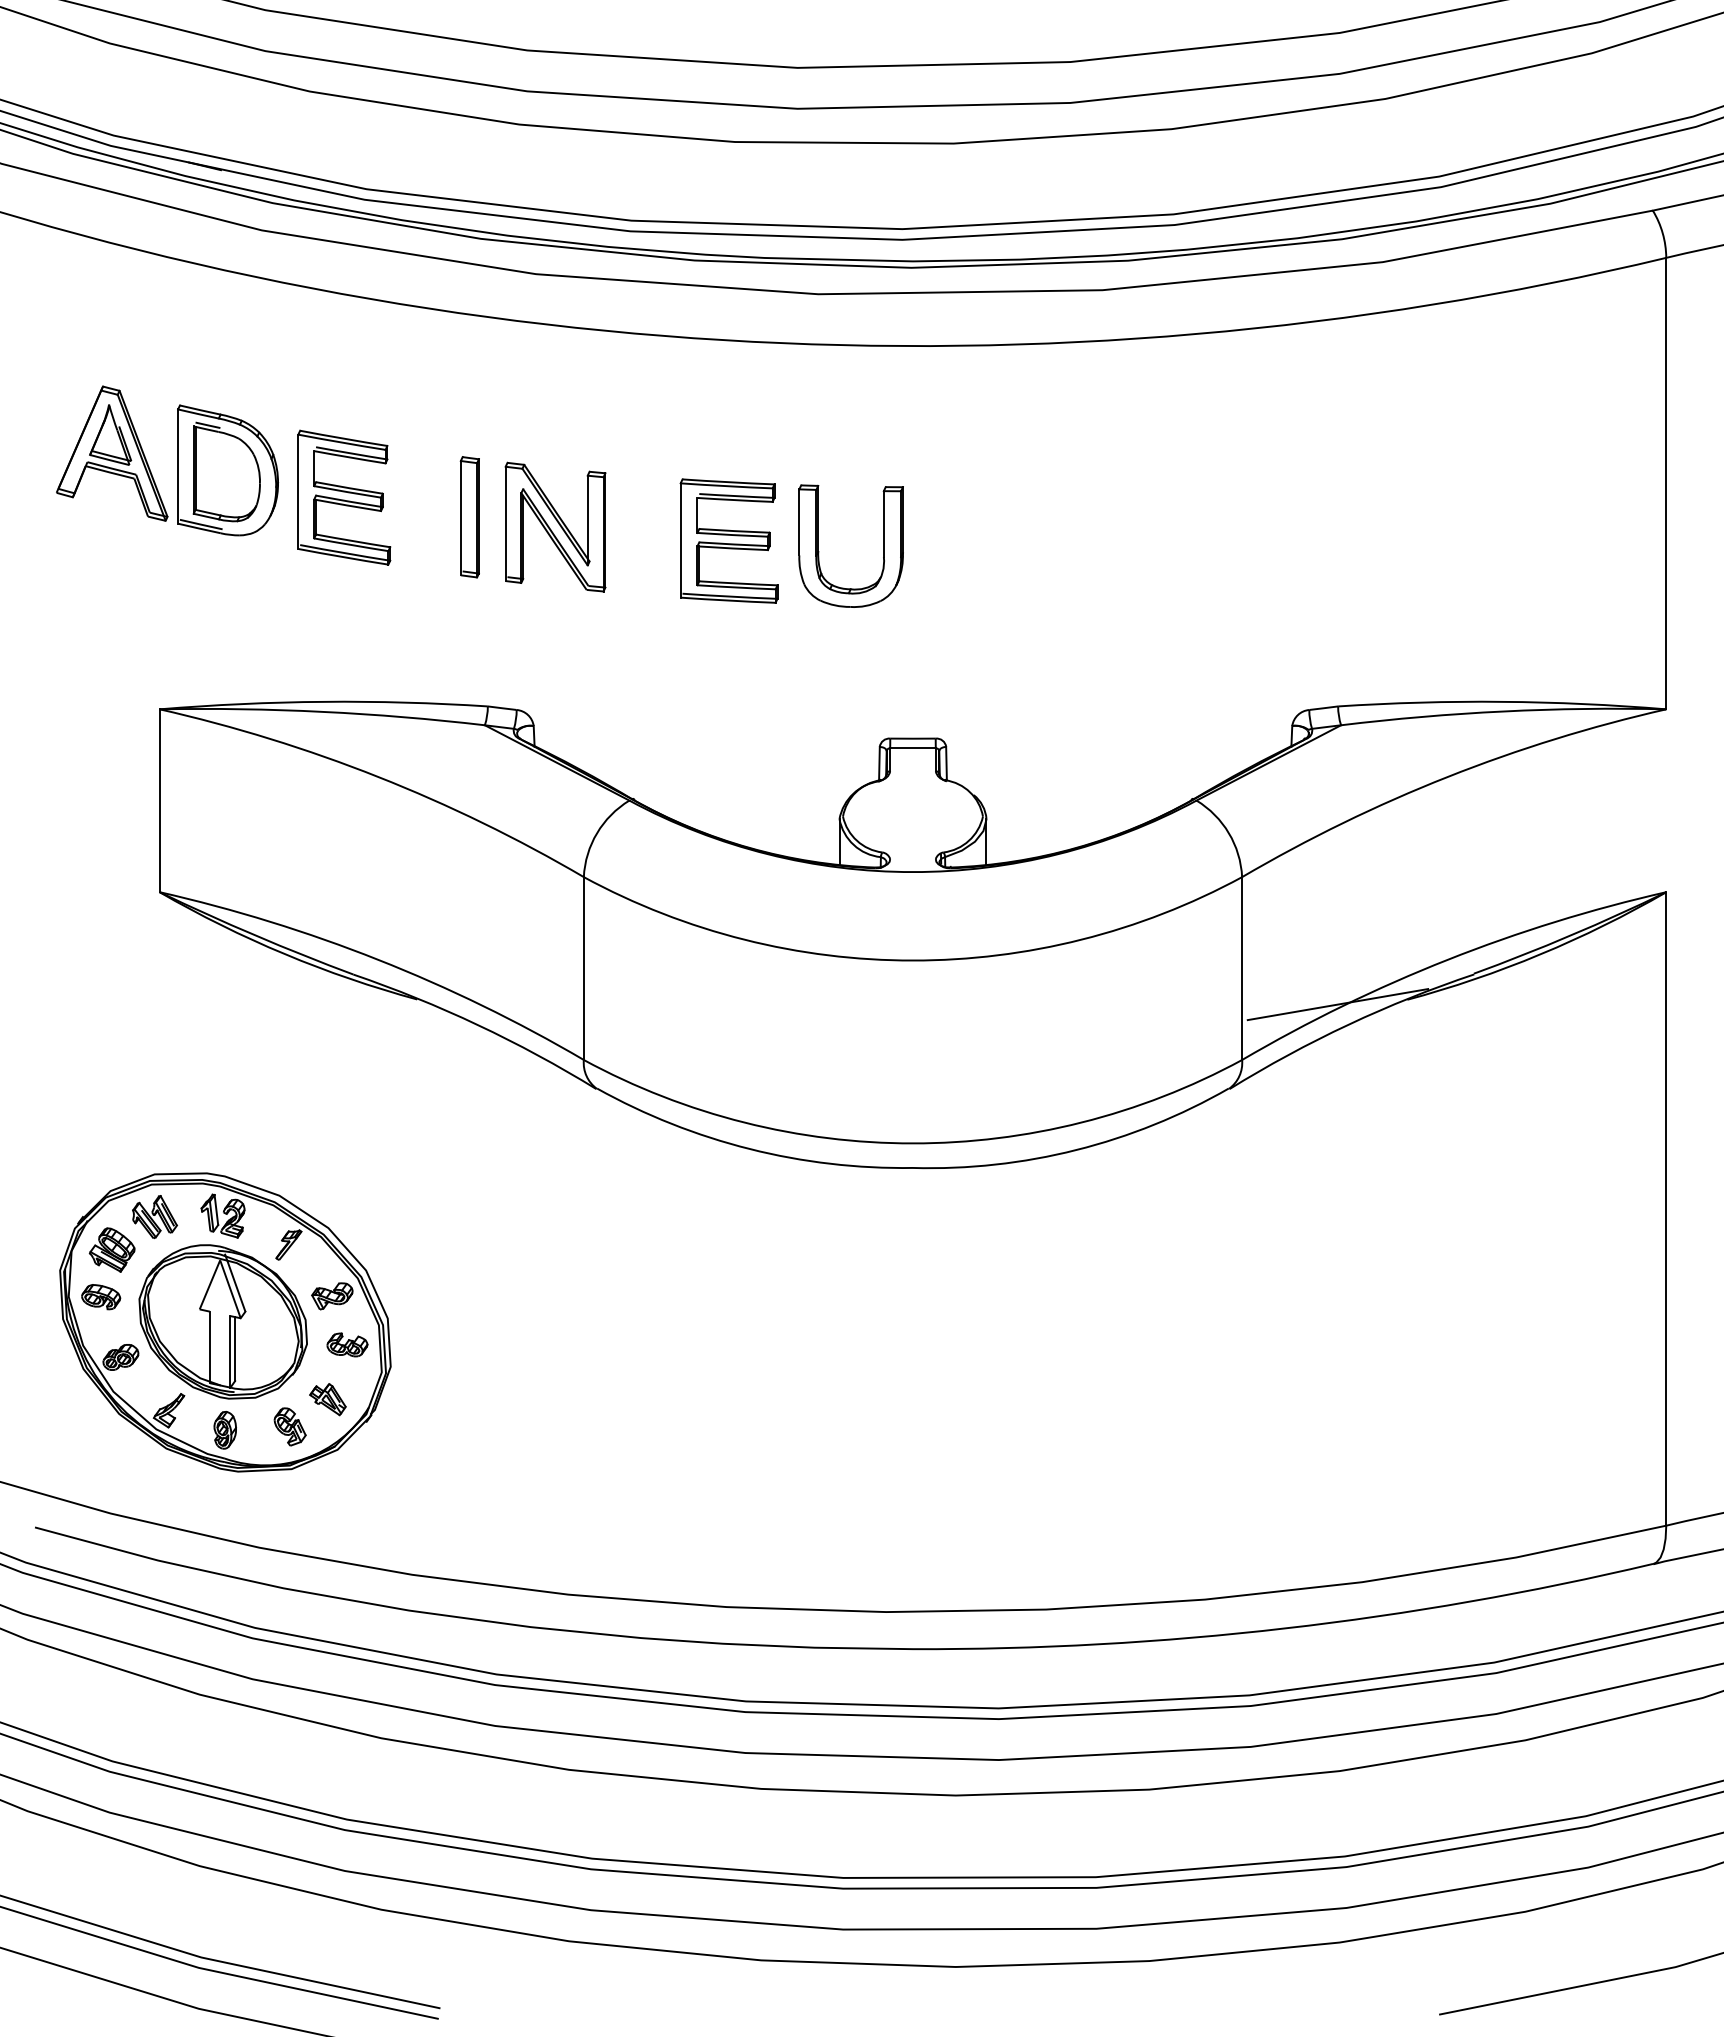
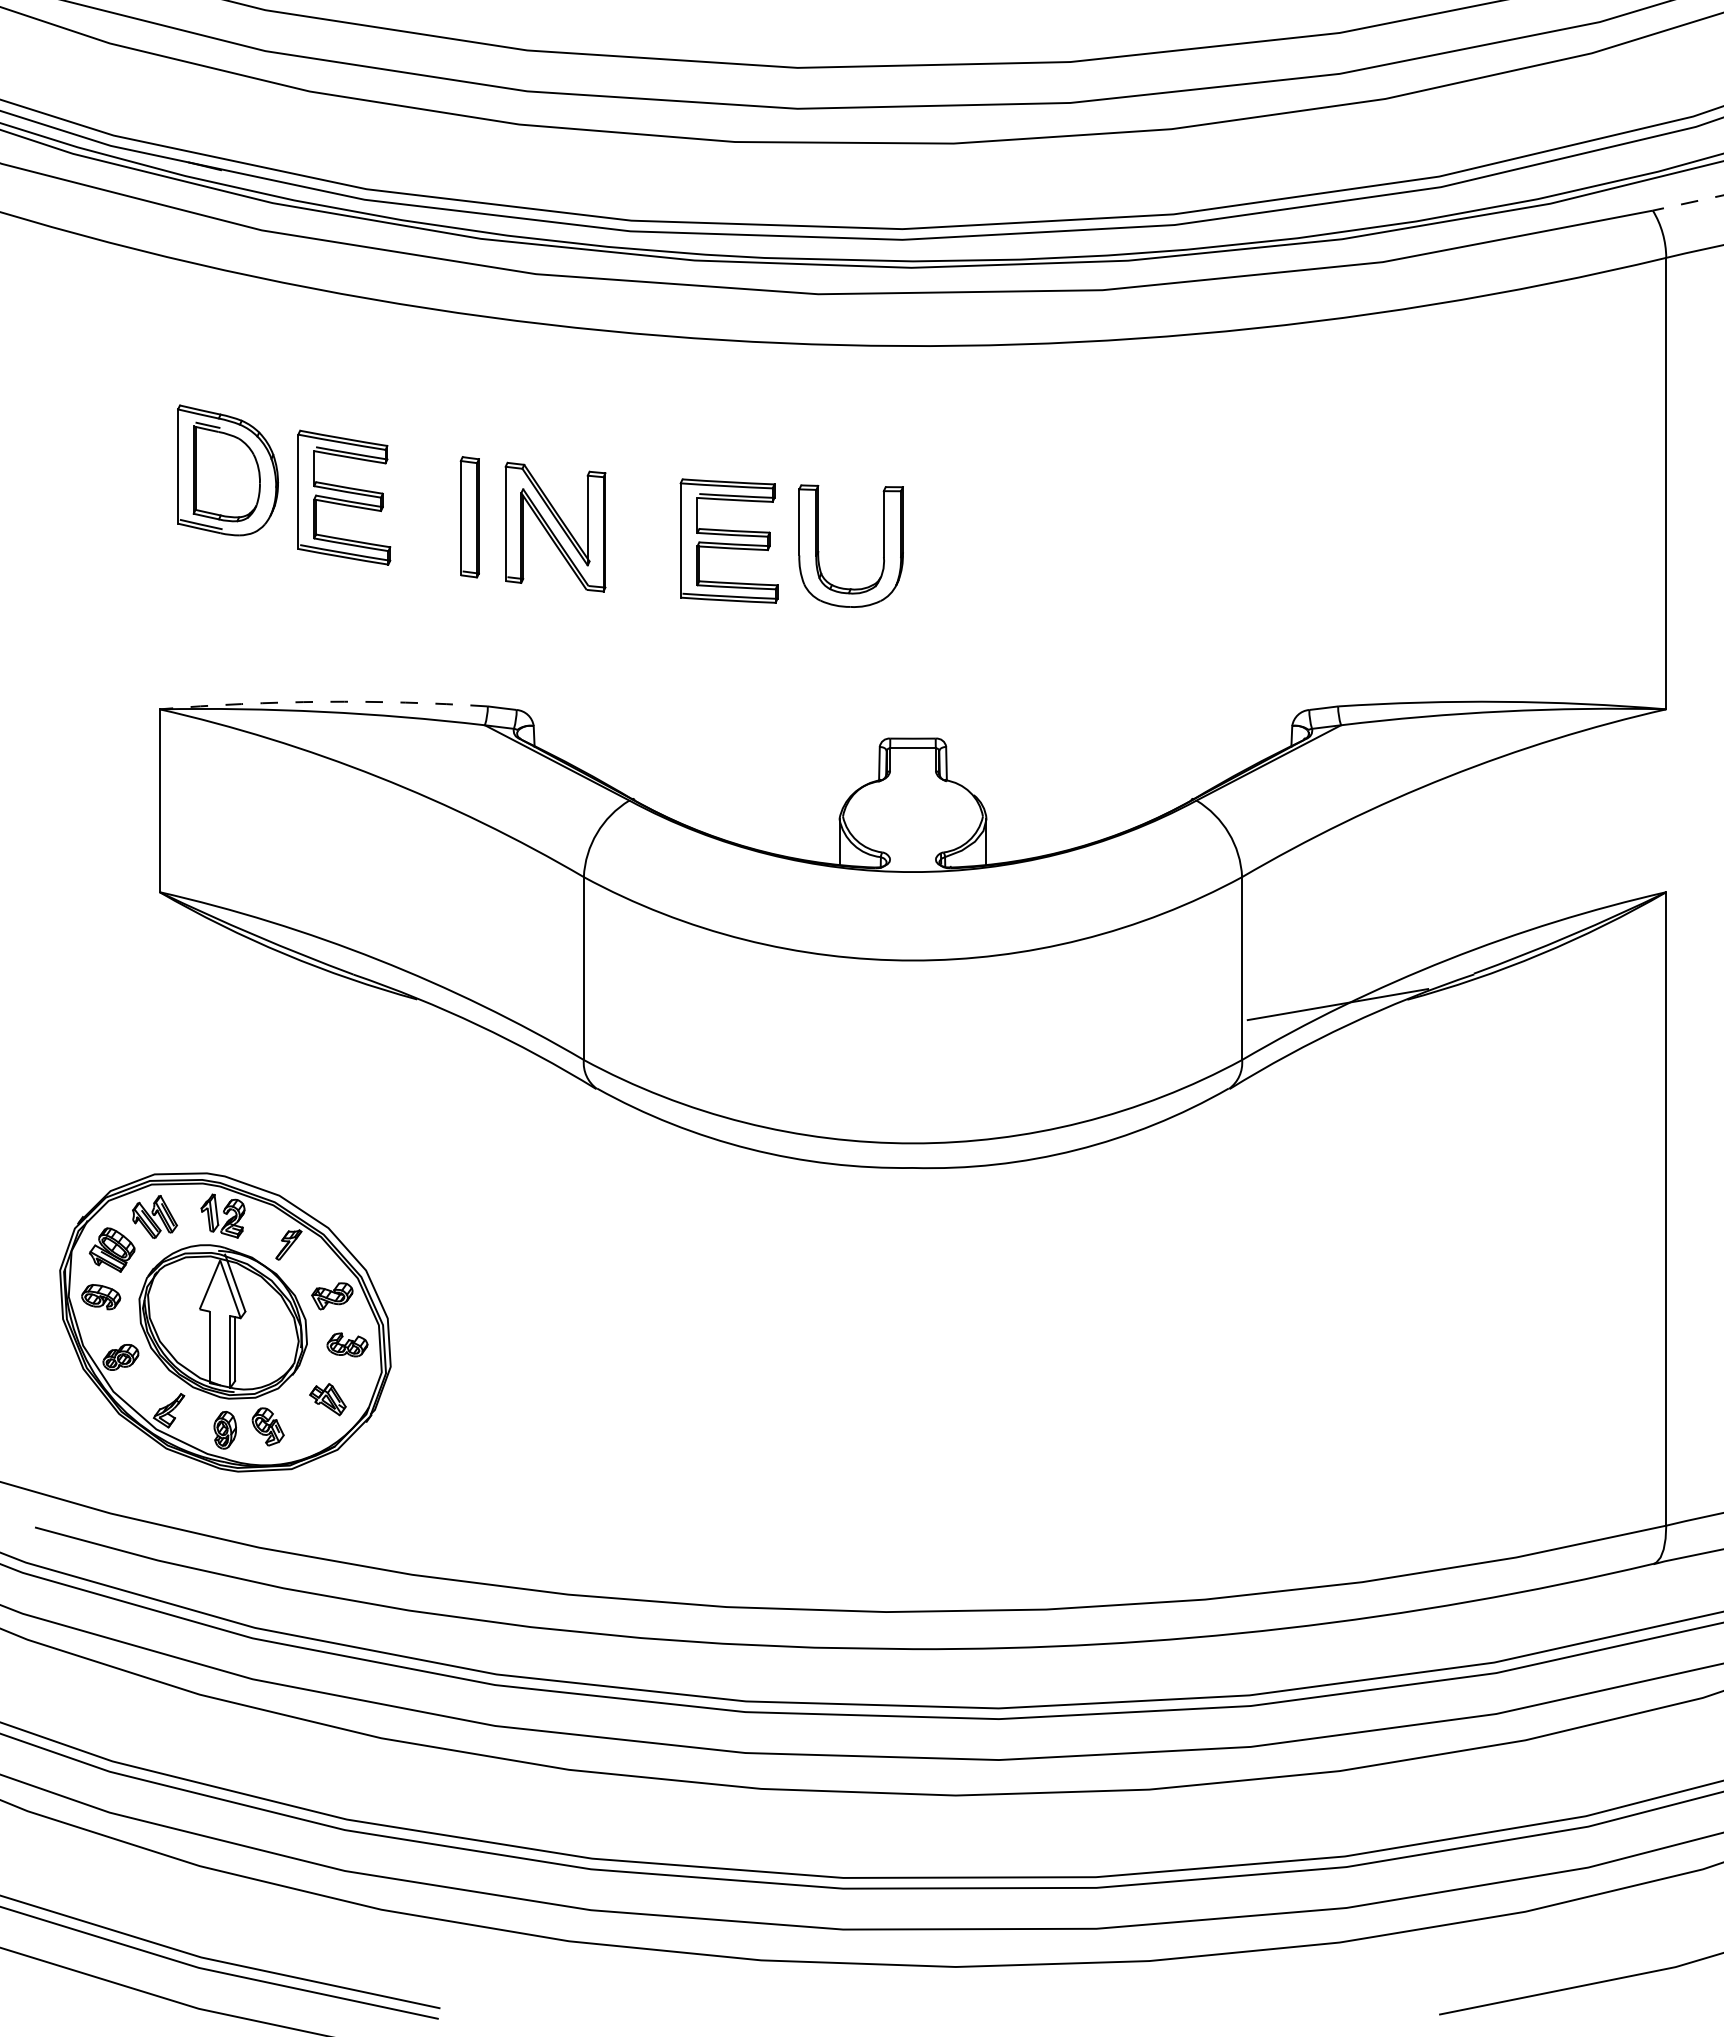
line: solid -> dashed (1687, 203)
part: present -> none (112, 453)
arc: solid -> dashed (323, 701)
part position: (289, 1426) -> (267, 1426) (267, 1426)
